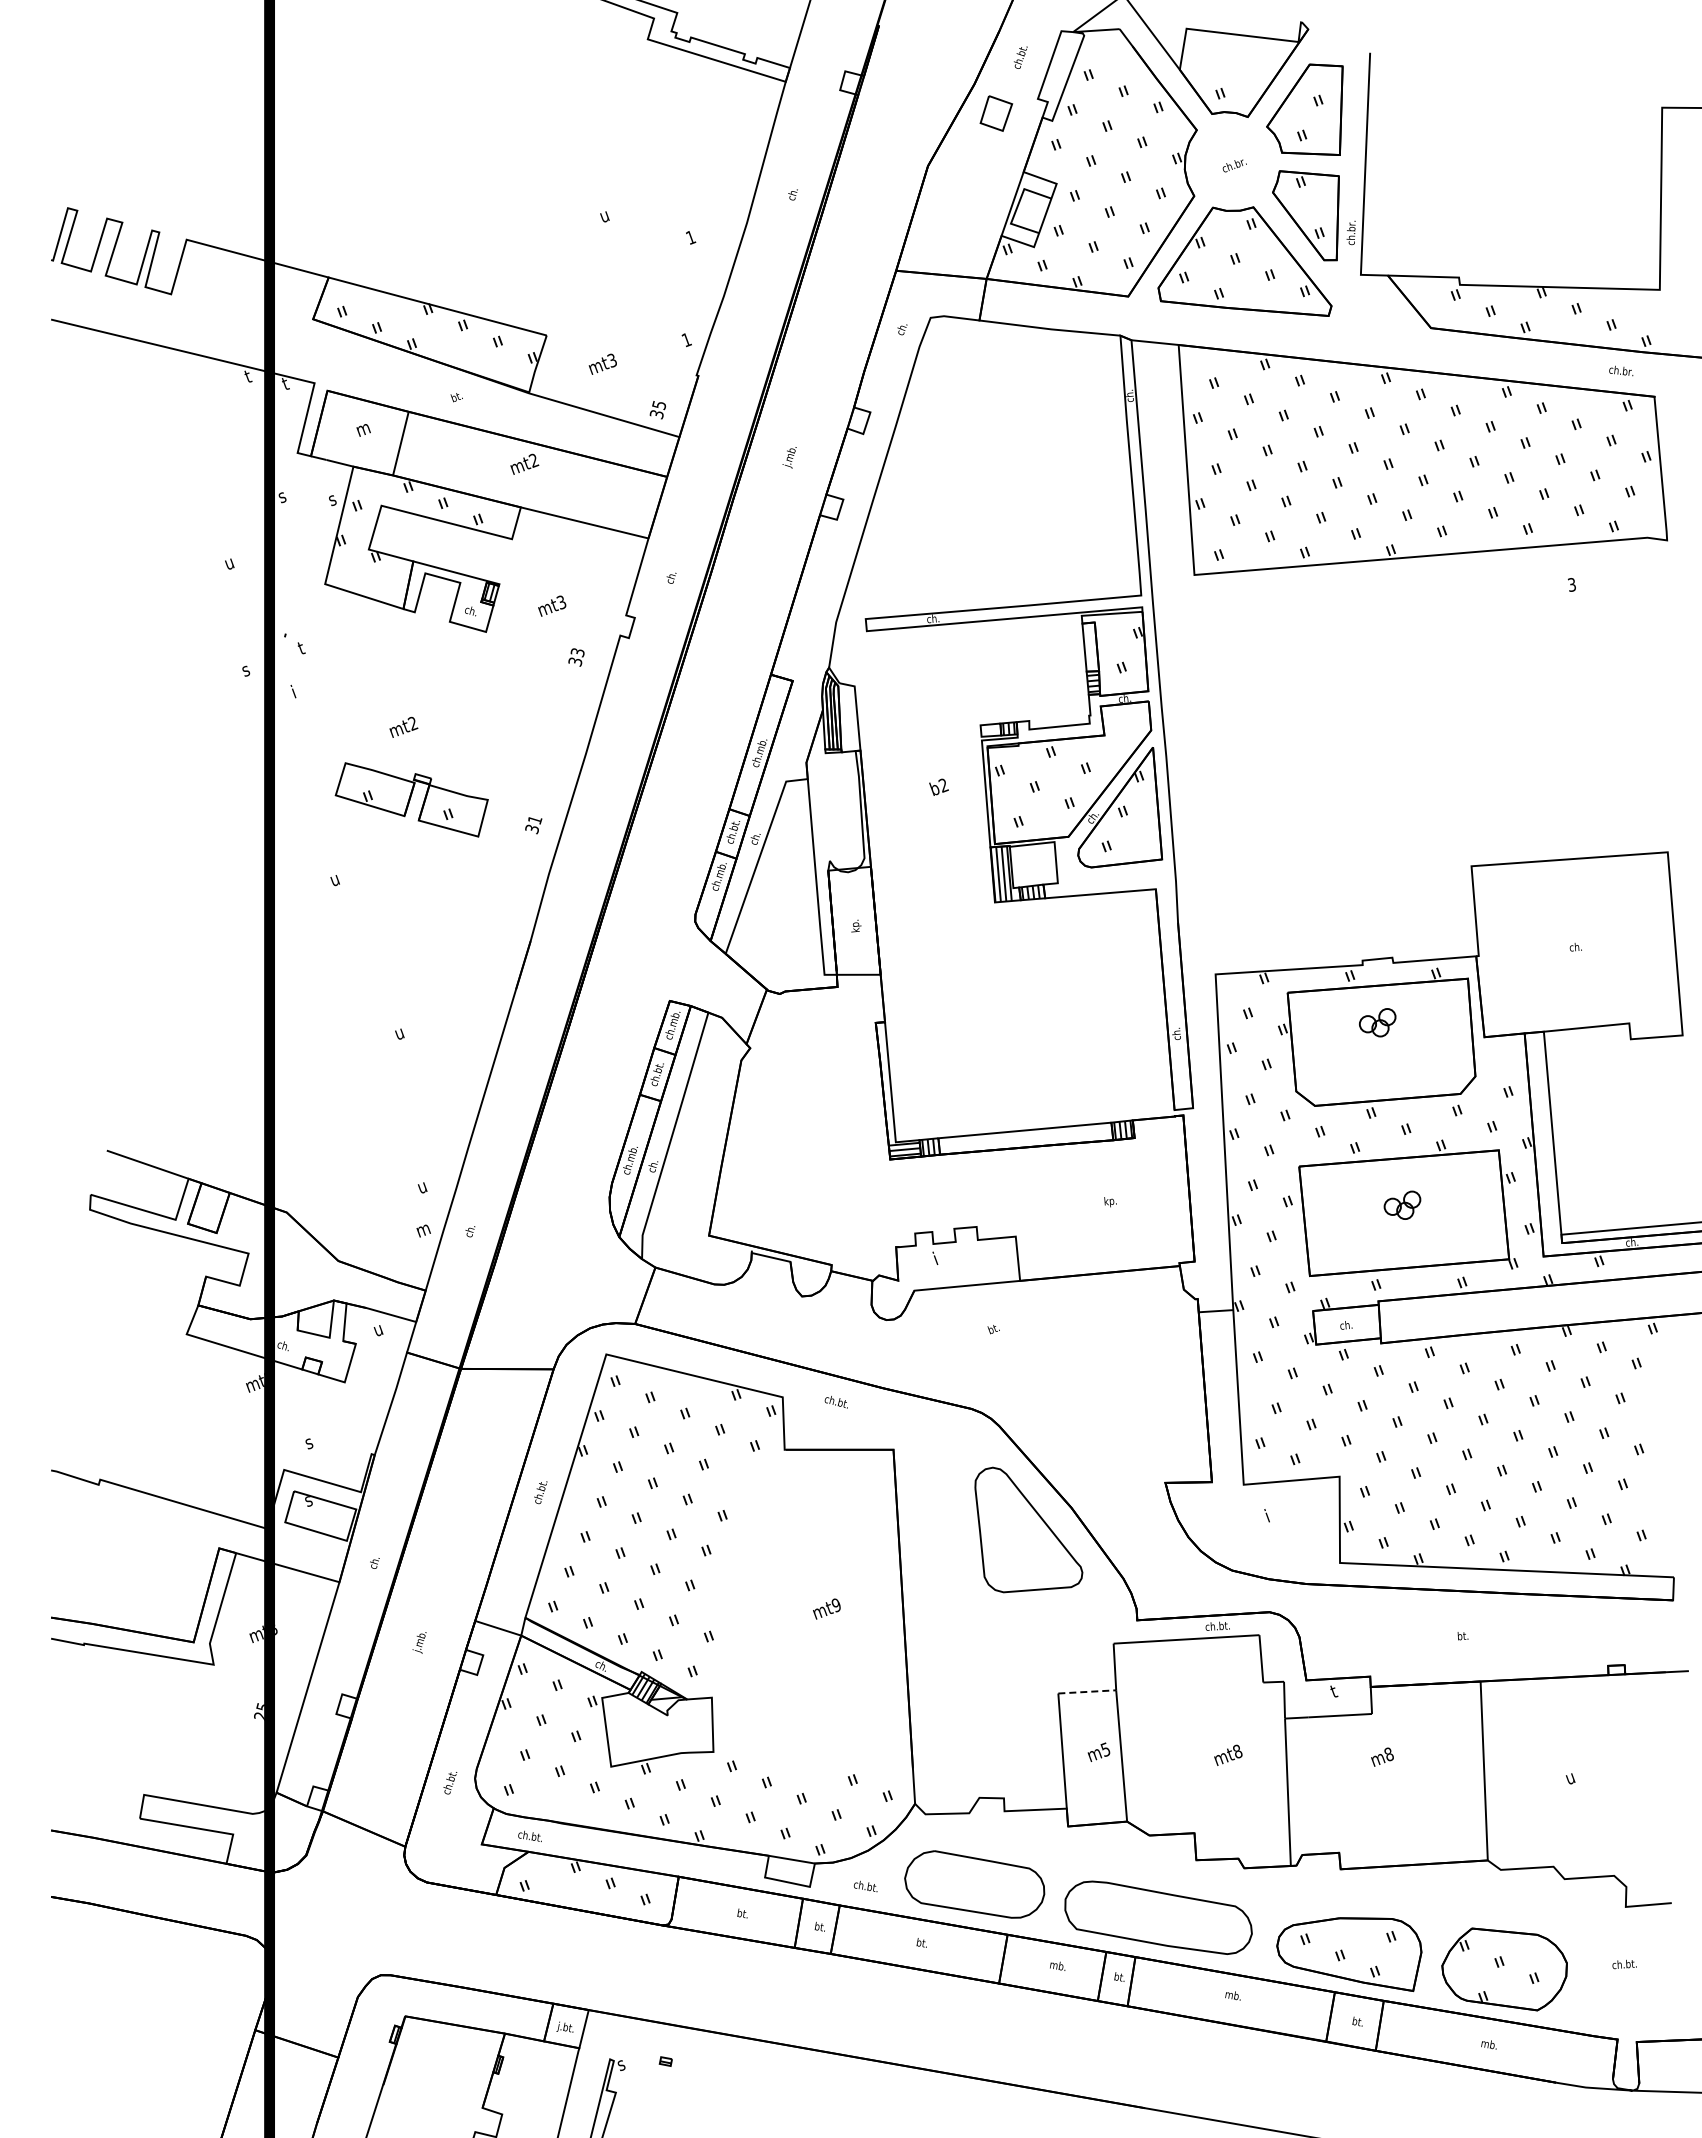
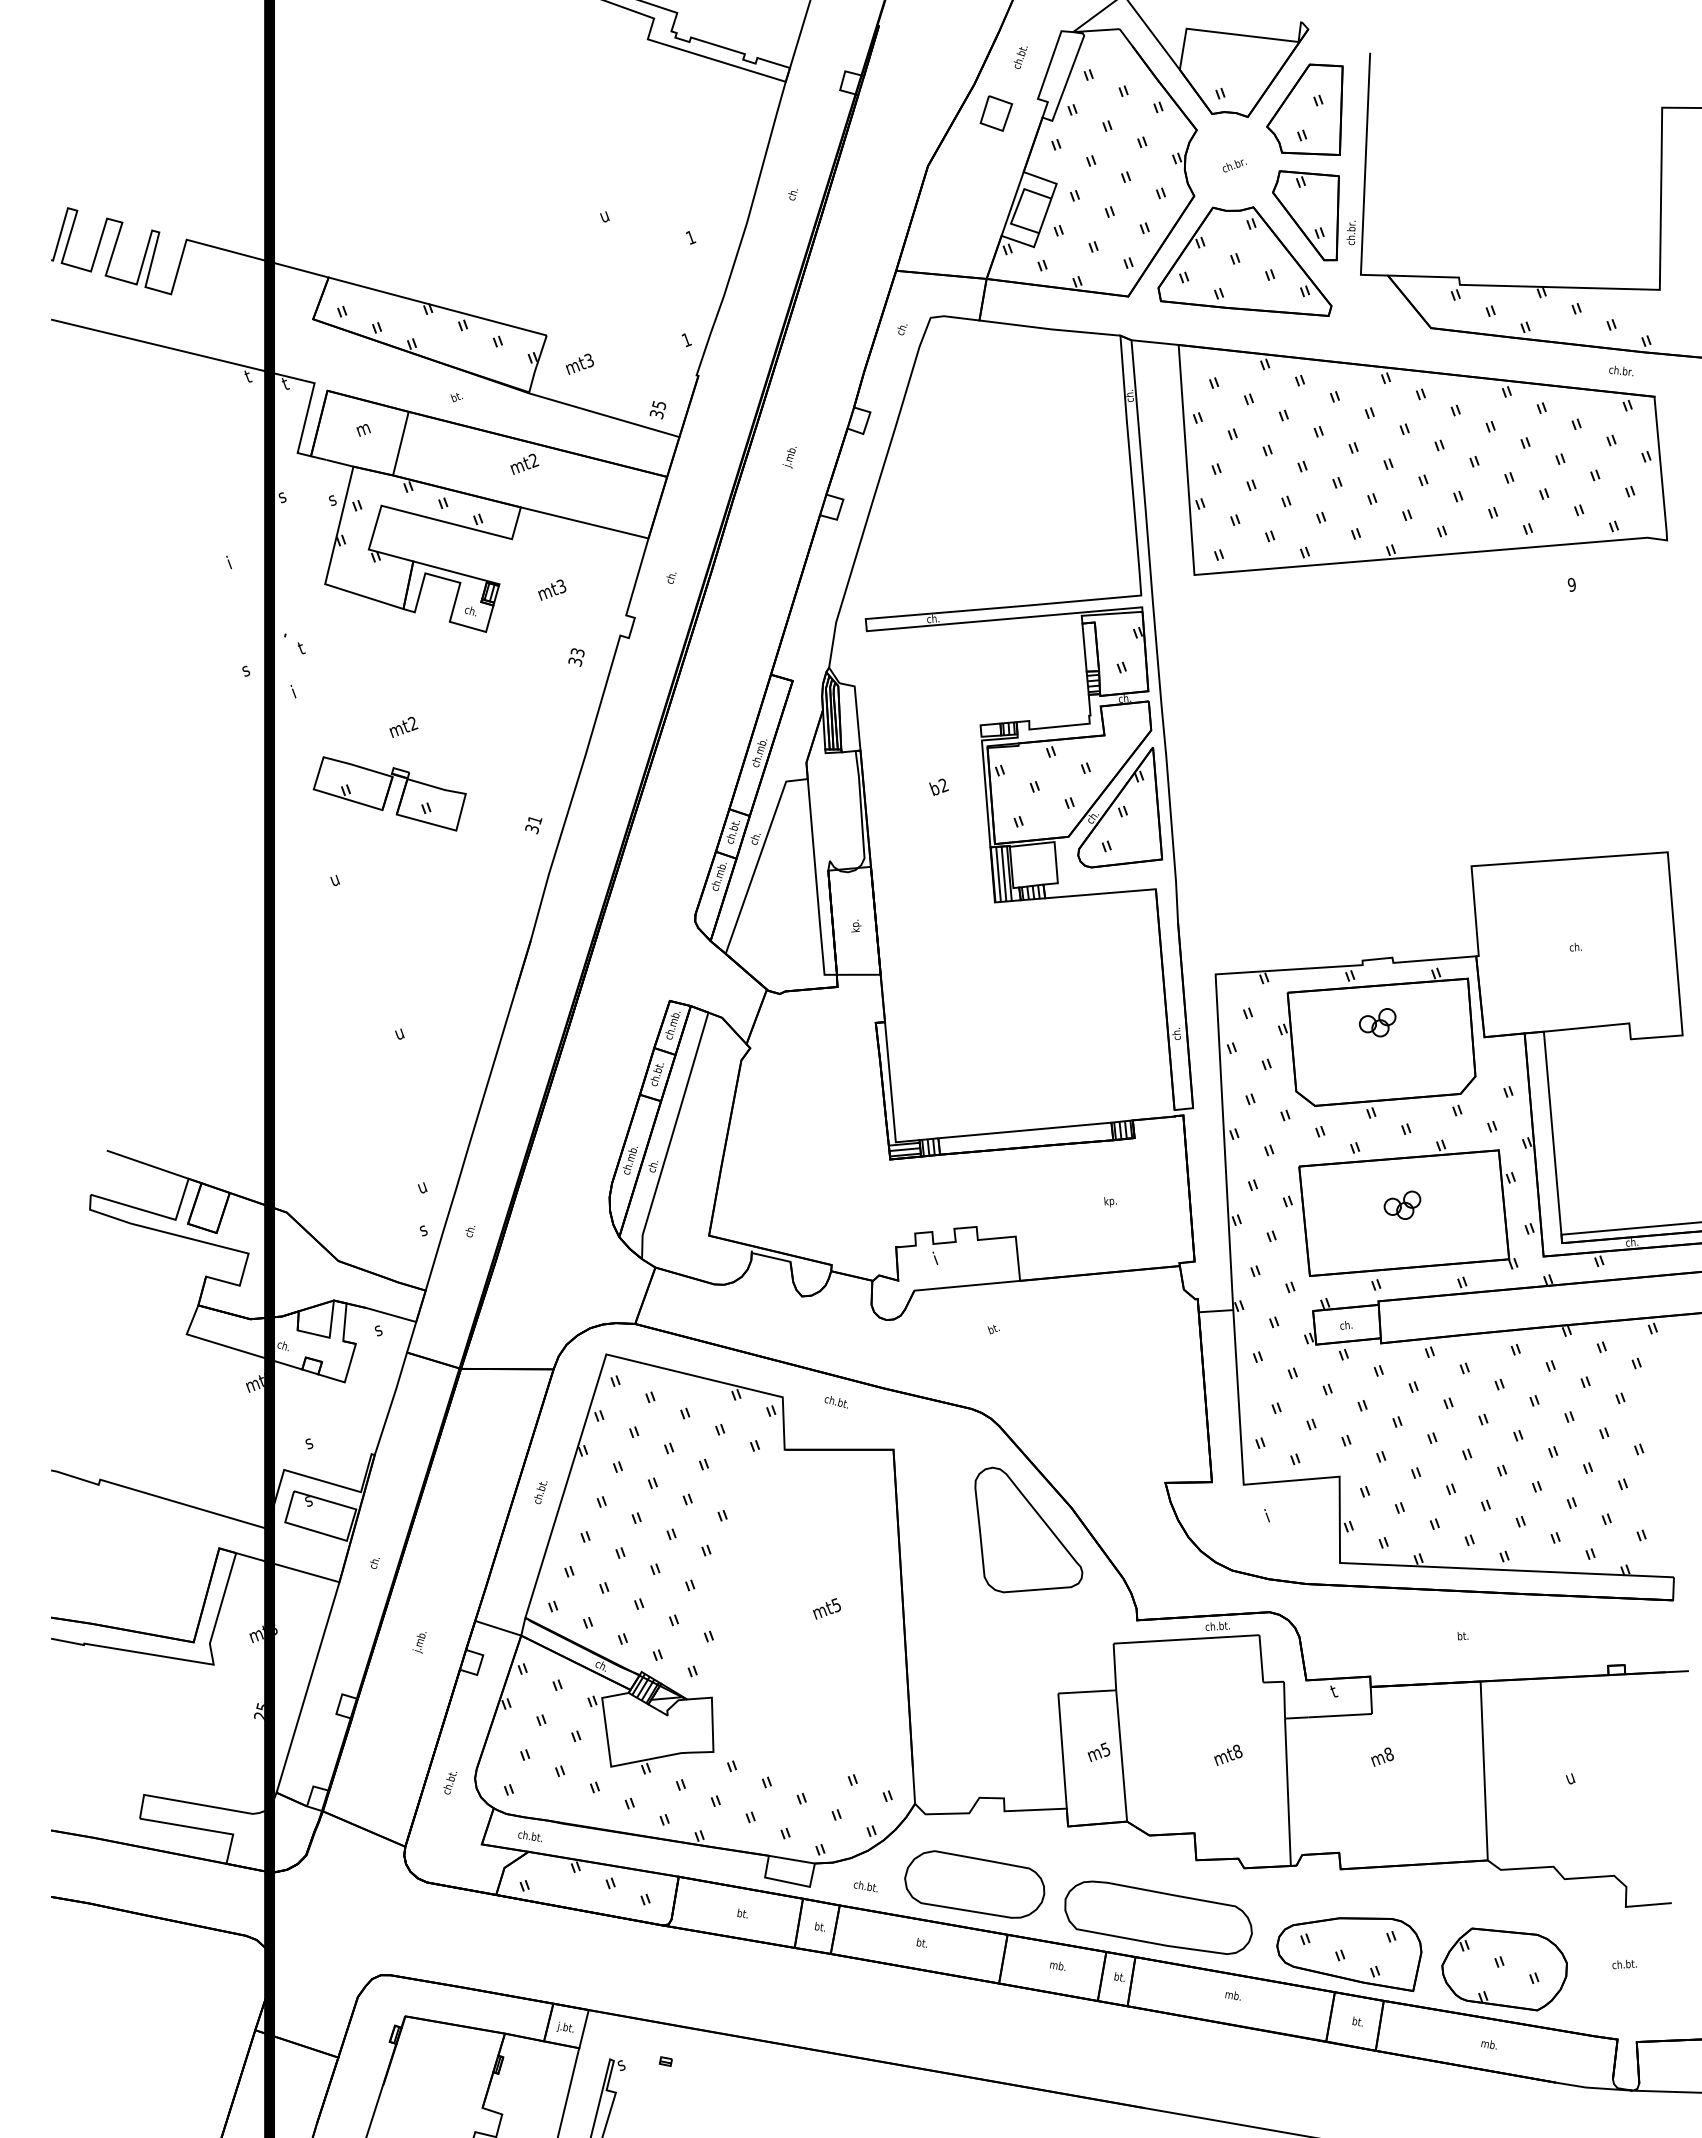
text position: (602, 363) -> (579, 363) (579, 363)
text: u -> i (229, 562)
text: 3 -> 9 (1571, 584)
text position: (552, 605) -> (552, 589) (552, 589)
part position: (411, 799) -> (389, 793) (389, 793)
text: m -> s (423, 1230)
text: u -> s (378, 1330)
text: mt9 -> mt5 (835, 1605)
line: dashed -> solid (1087, 1691)
